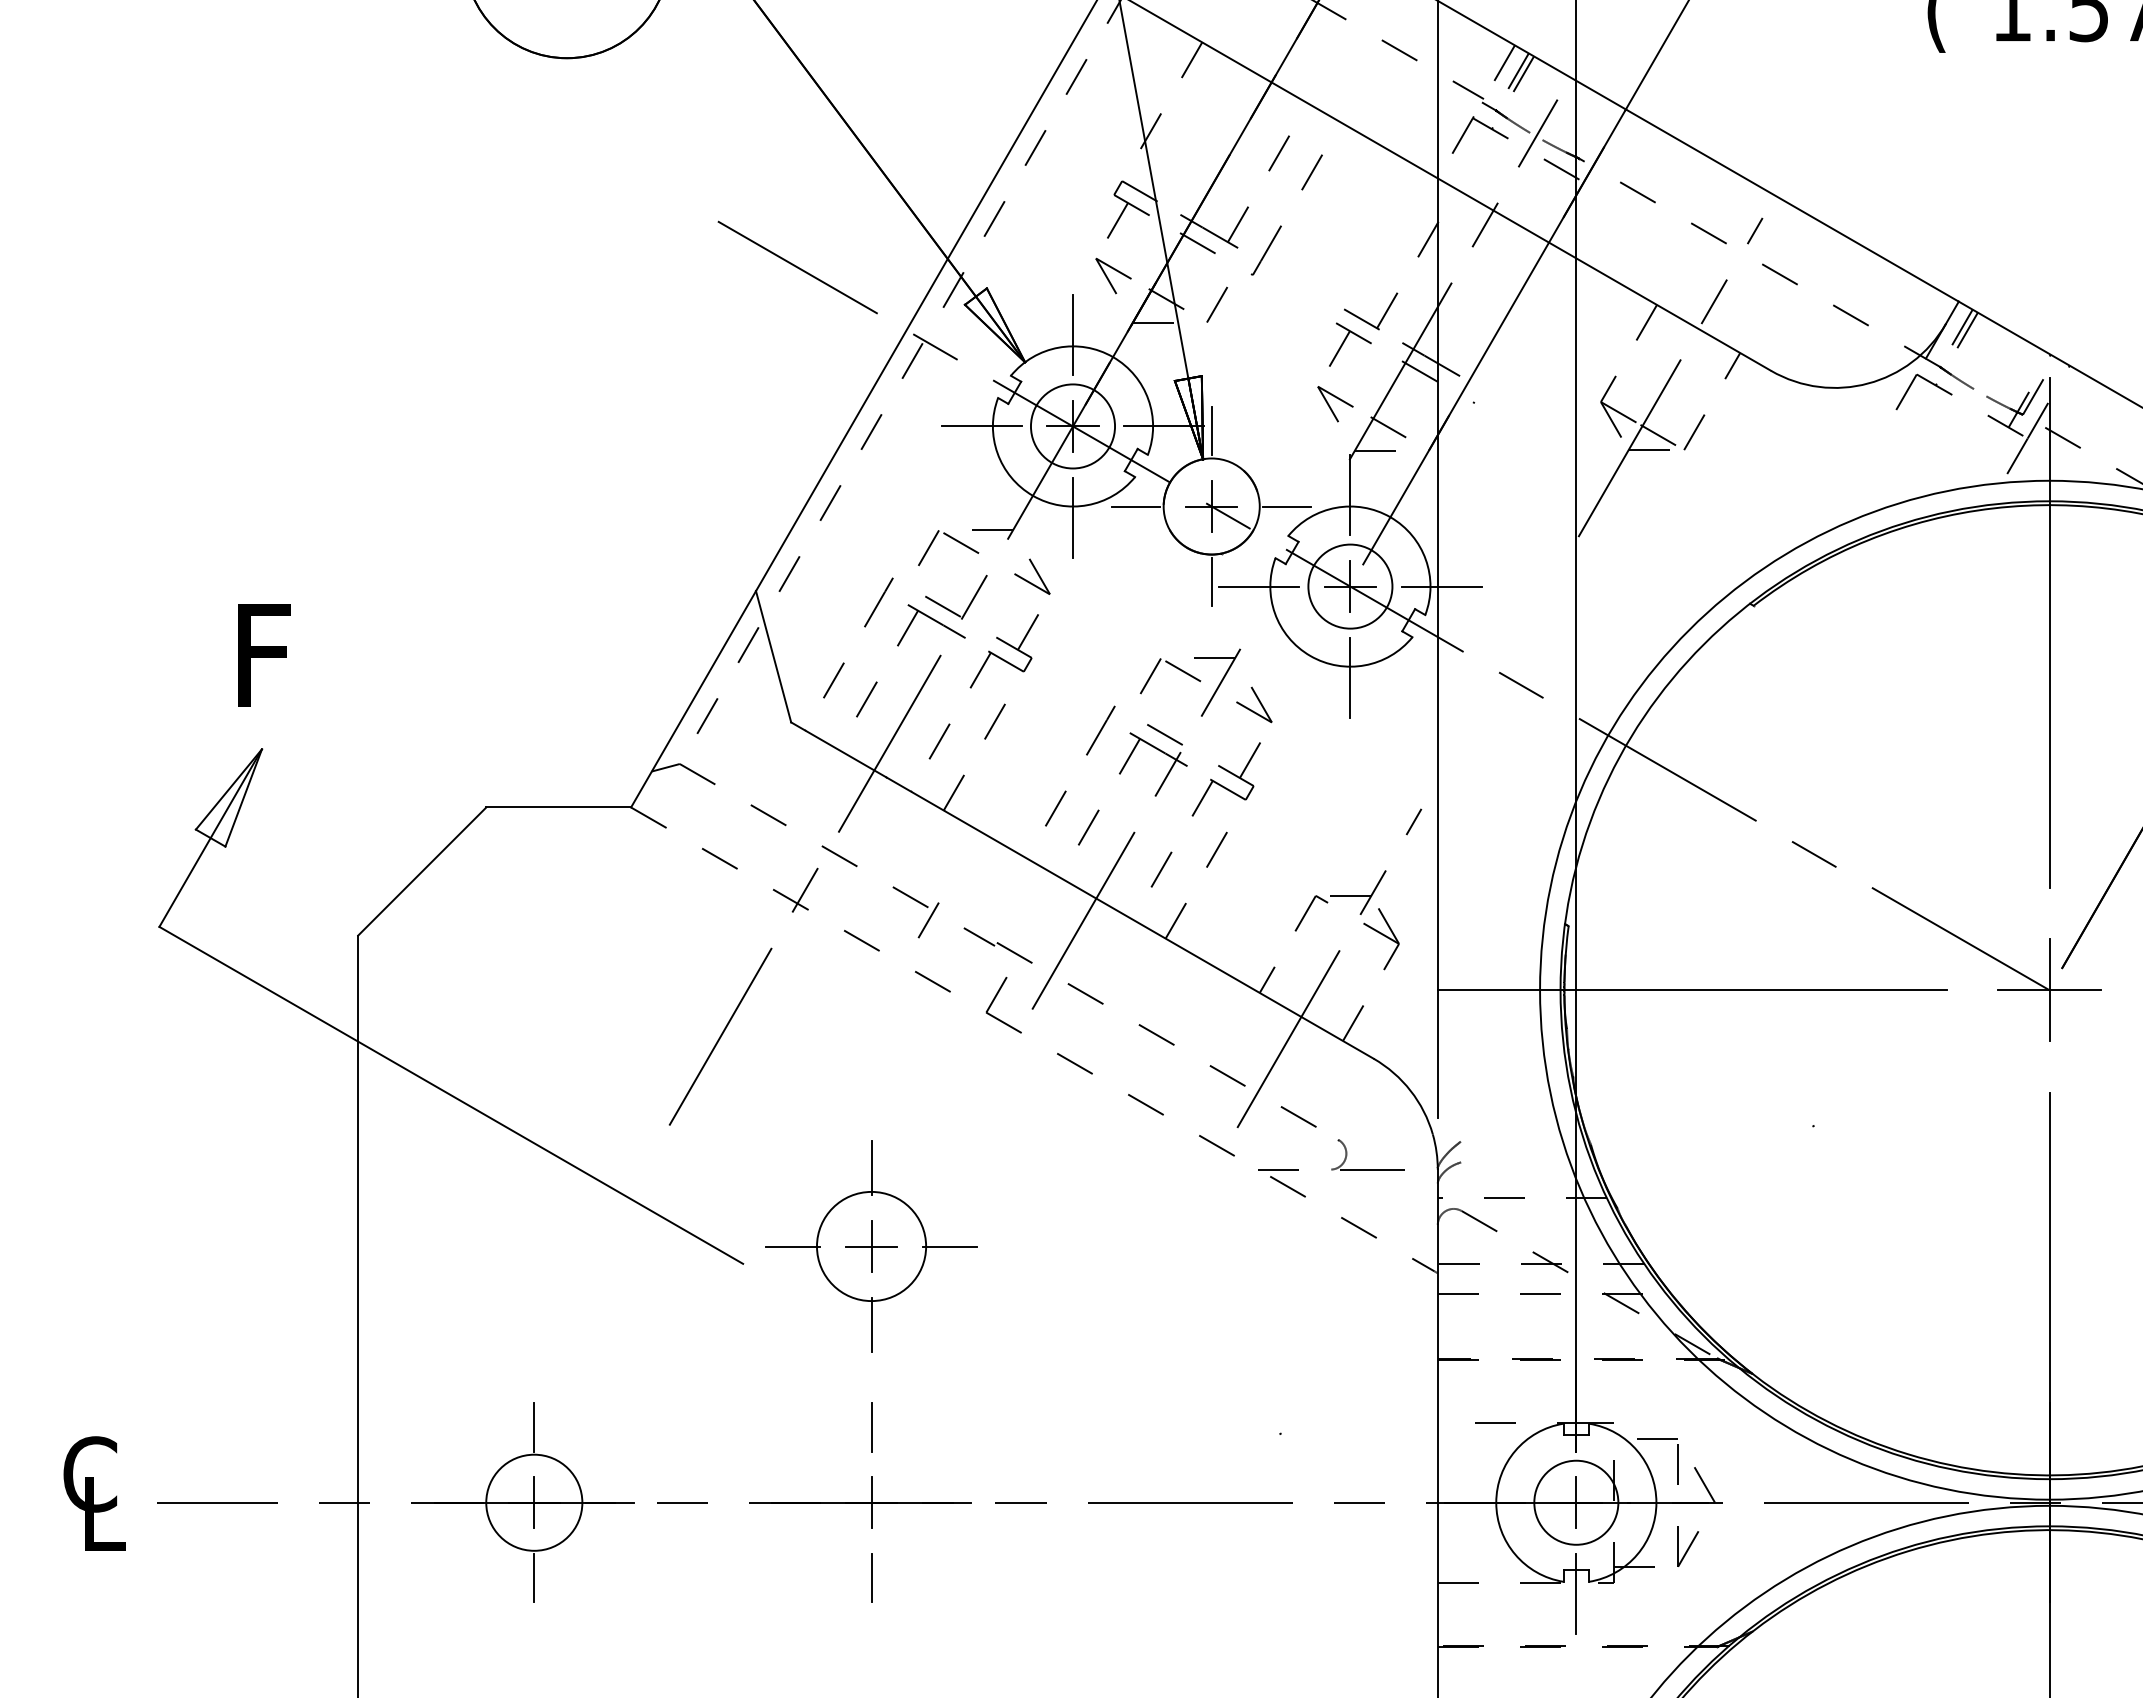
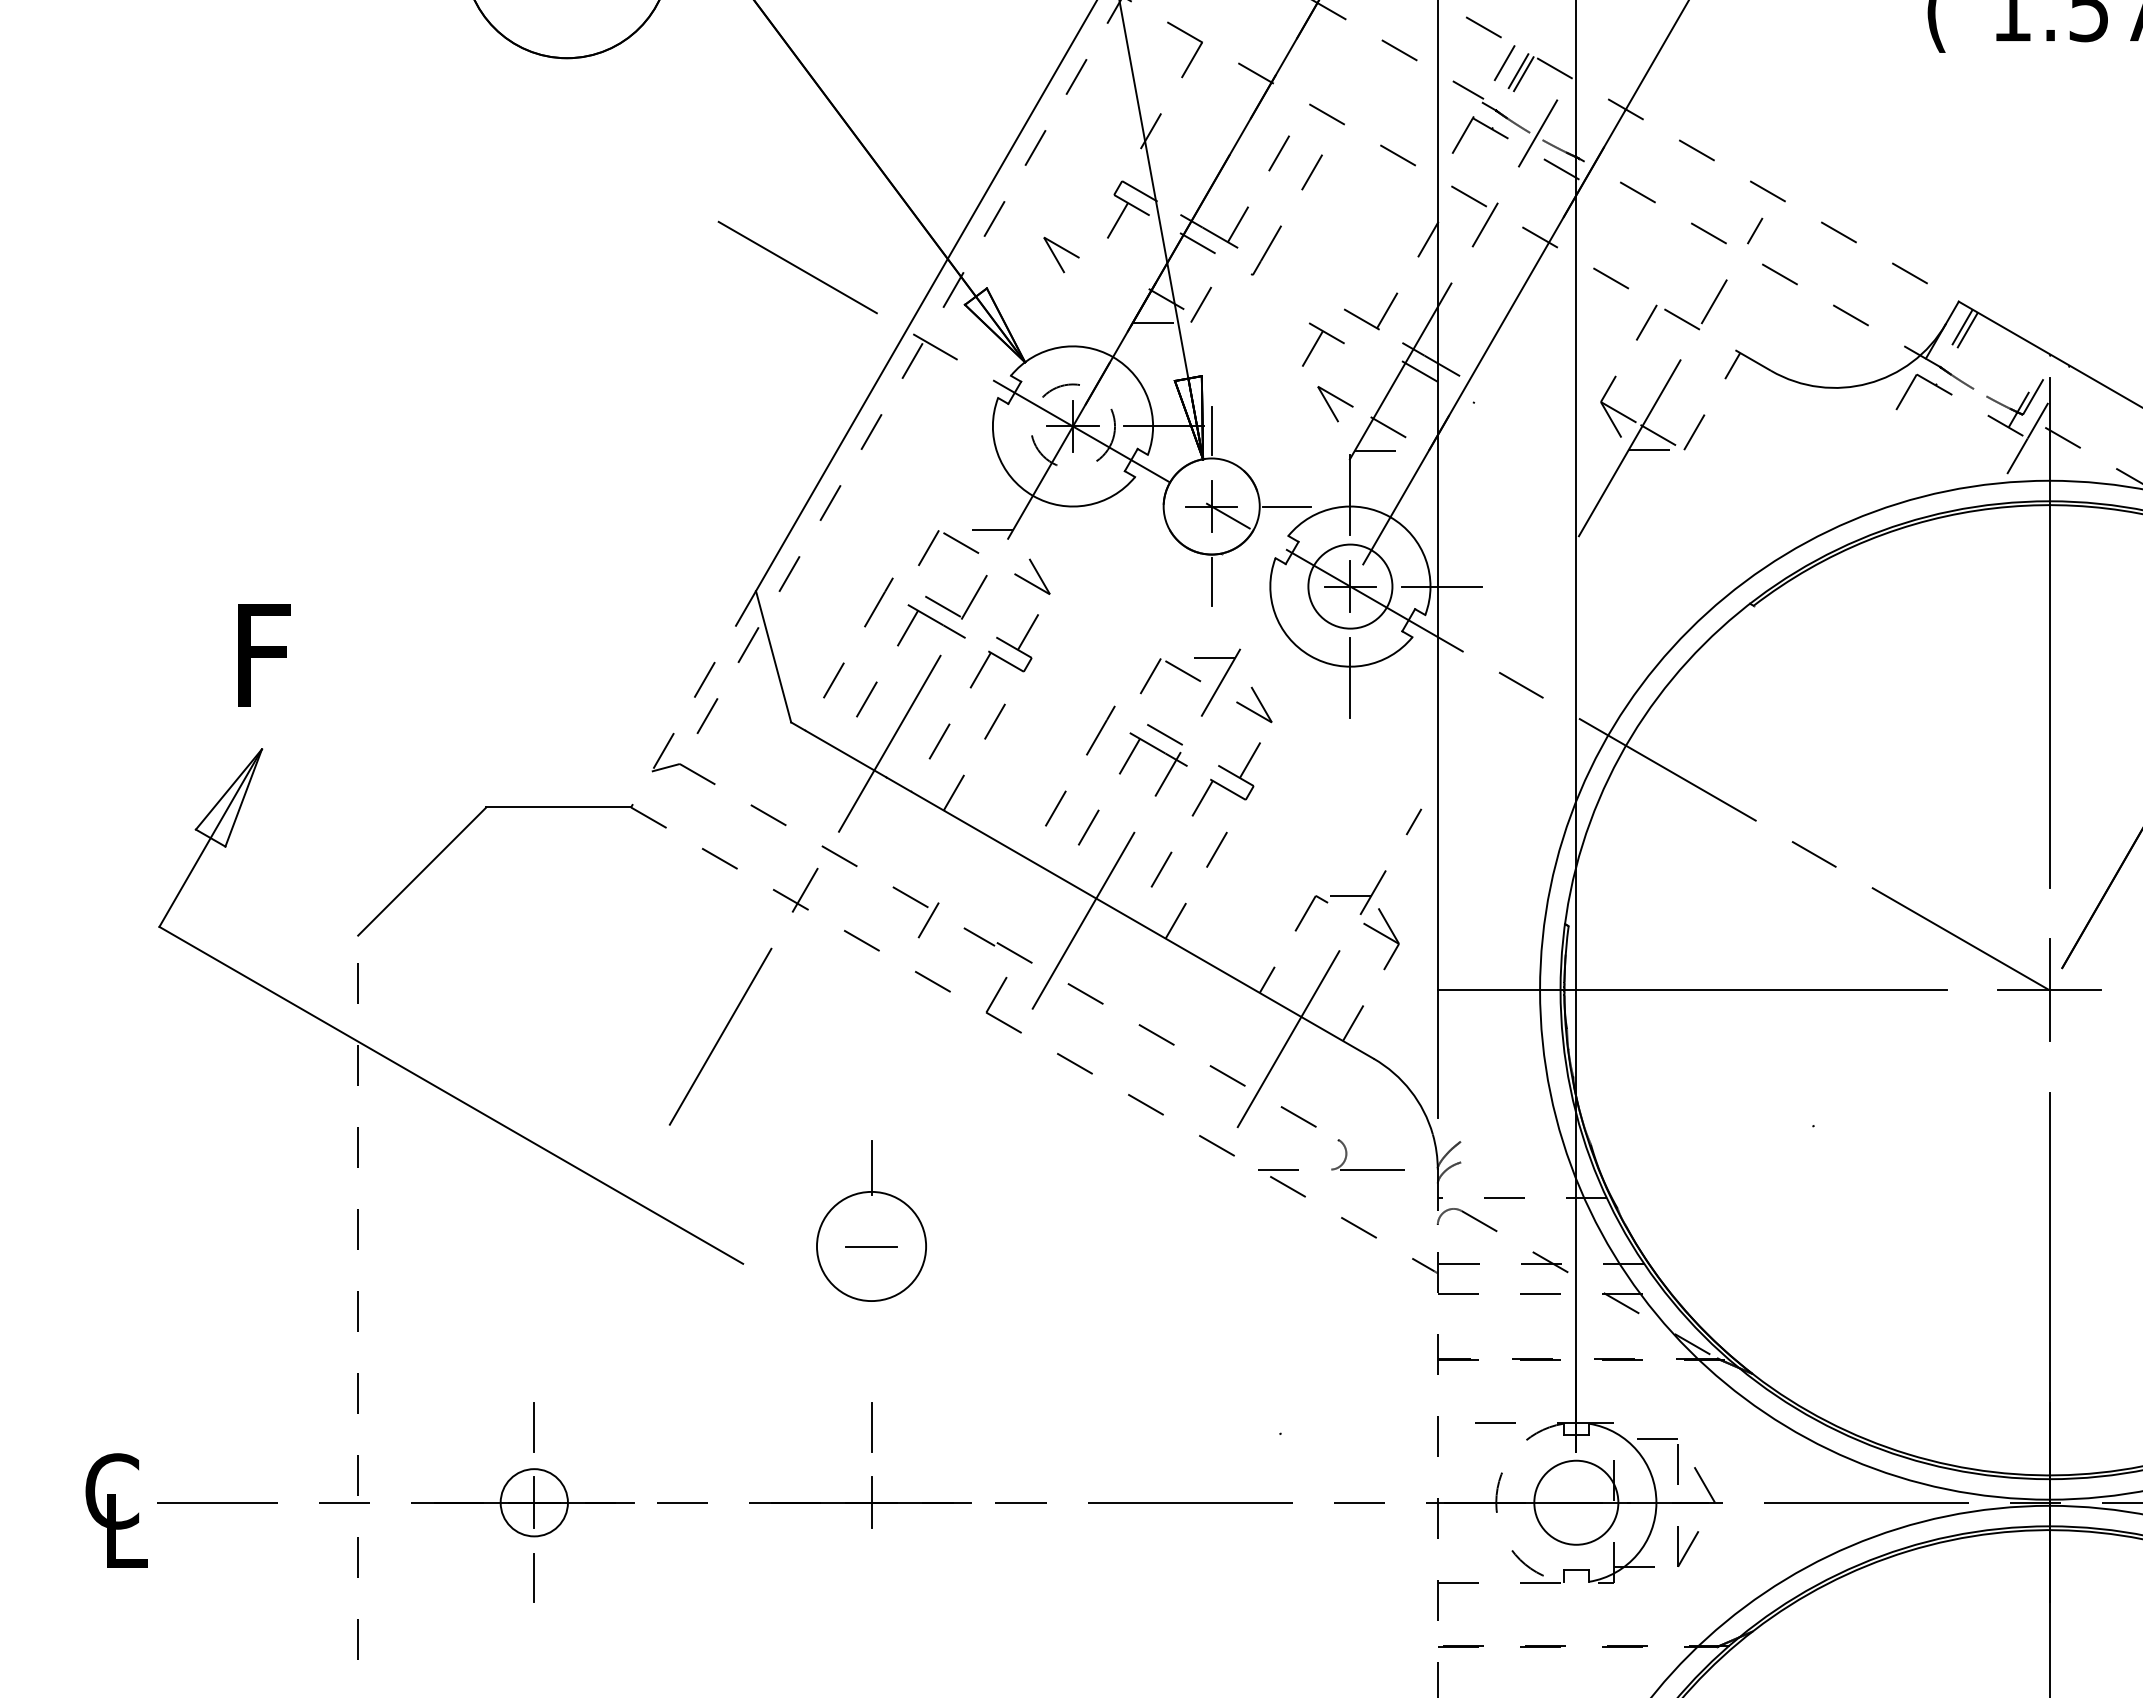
line: solid -> dashed (1698, 151)
line: solid -> dashed (1449, 185)
part position: (1113, 275) -> (1061, 254) (1061, 254)
line position: (1216, 304) -> (1200, 304) (1200, 304)
line: present -> none (1073, 335)
part position: (1350, 344) -> (1323, 344) (1323, 344)
line: present -> none (981, 426)
circle: solid -> dashed (1072, 426)
line: present -> none (1136, 506)
line: present -> none (1073, 517)
line: present -> none (1259, 586)
line: solid -> dashed (693, 699)
line: present -> none (792, 1246)
line: present -> none (871, 1246)
line: present -> none (949, 1246)
line: solid -> dashed (358, 1316)
line: present -> none (871, 1324)
line: solid -> dashed (1437, 1433)
text position: (94, 1493) -> (116, 1510) (116, 1510)
circle diameter: 96 px -> 67 px (533, 1502)
arc: solid -> dashed (1496, 1502)
line: present -> none (1576, 1502)
line: present -> none (871, 1578)
line: present -> none (1576, 1594)
